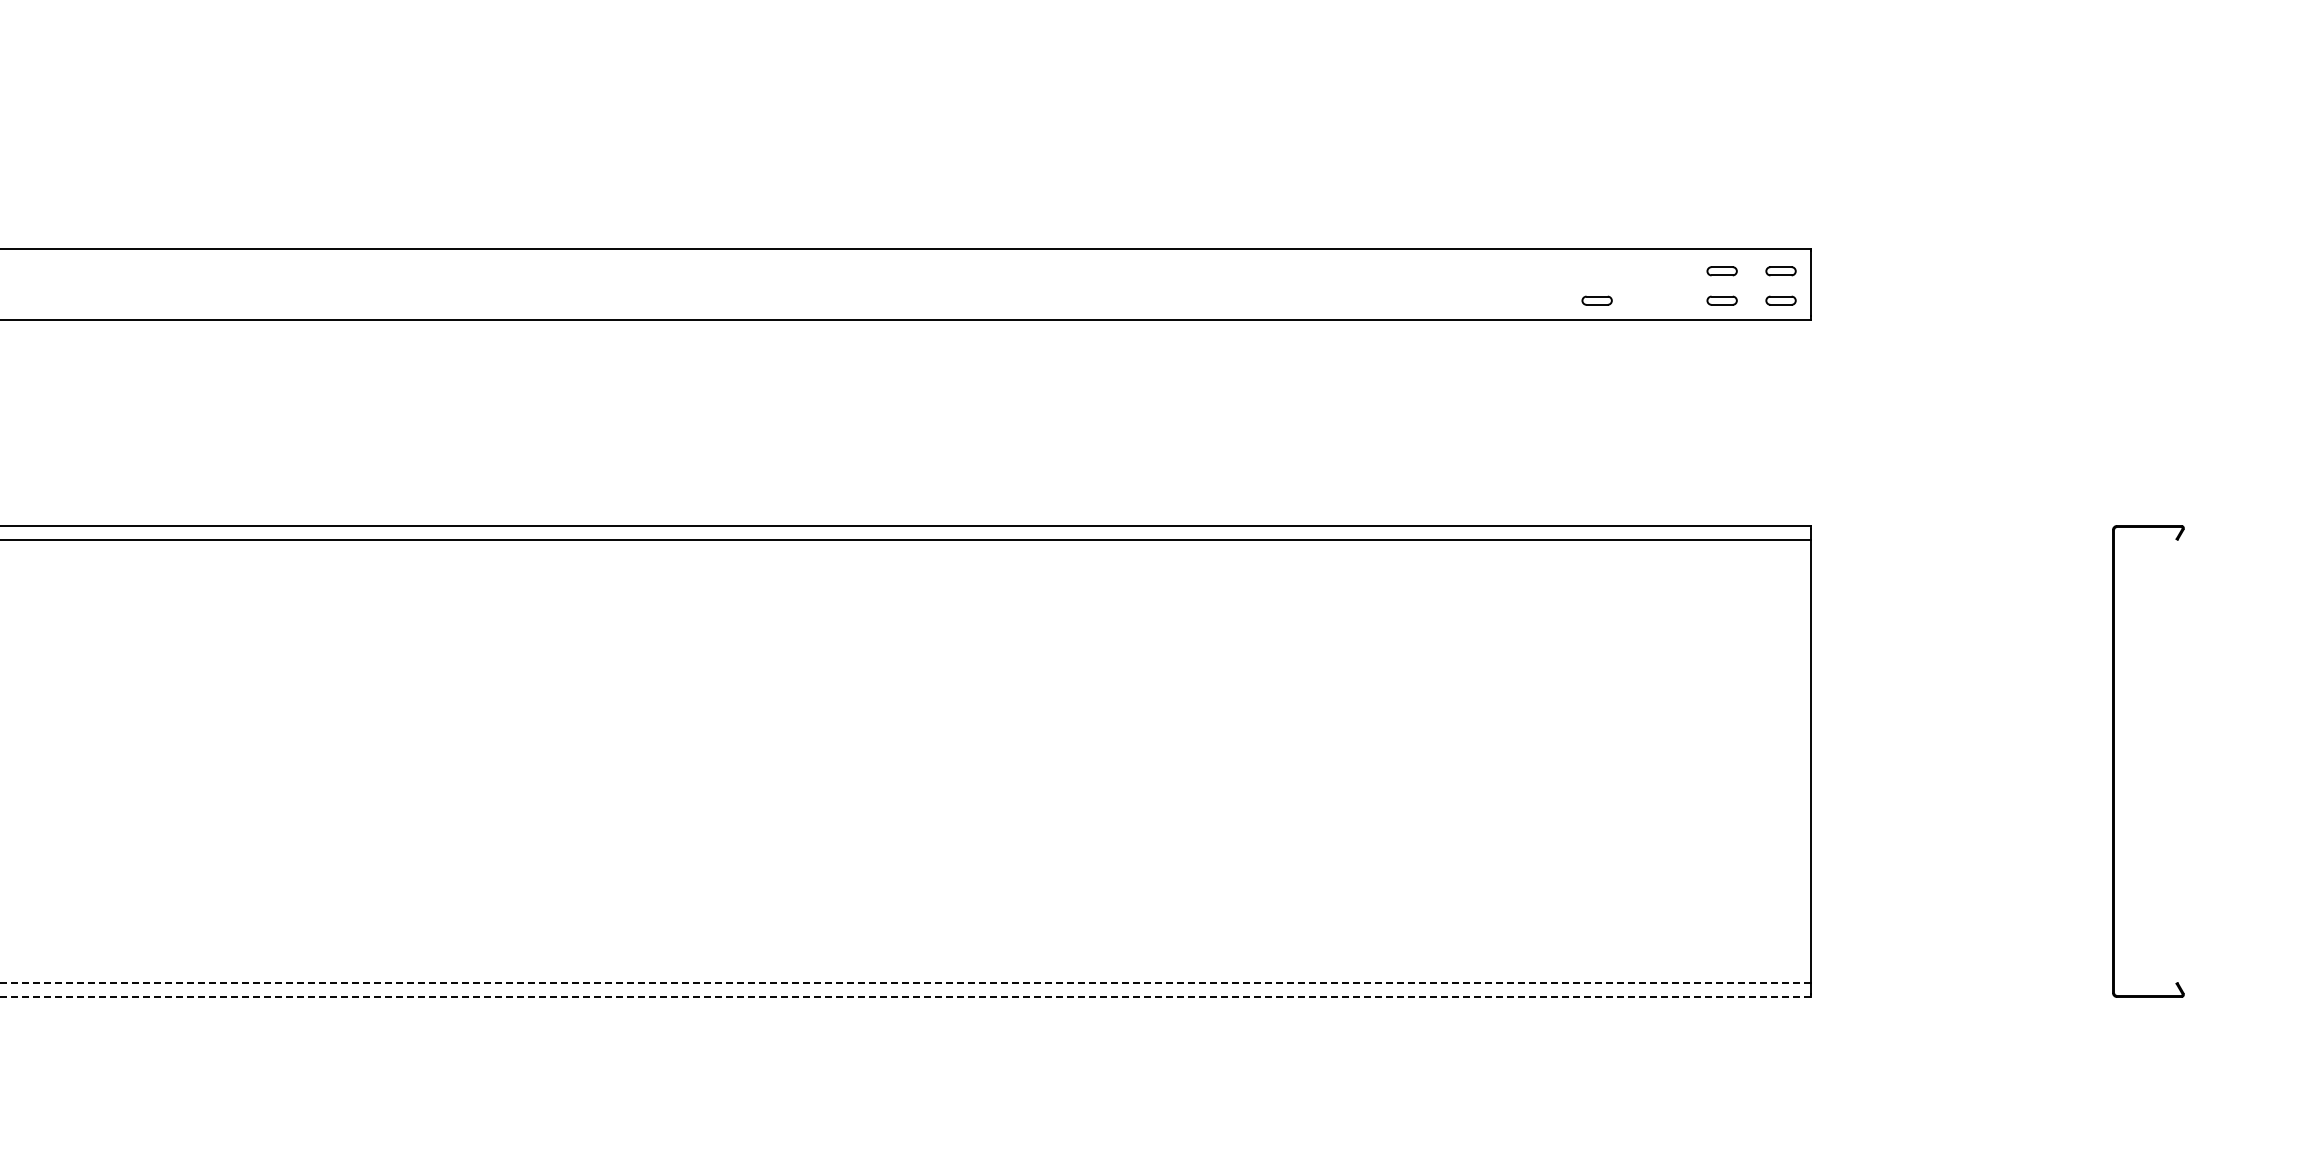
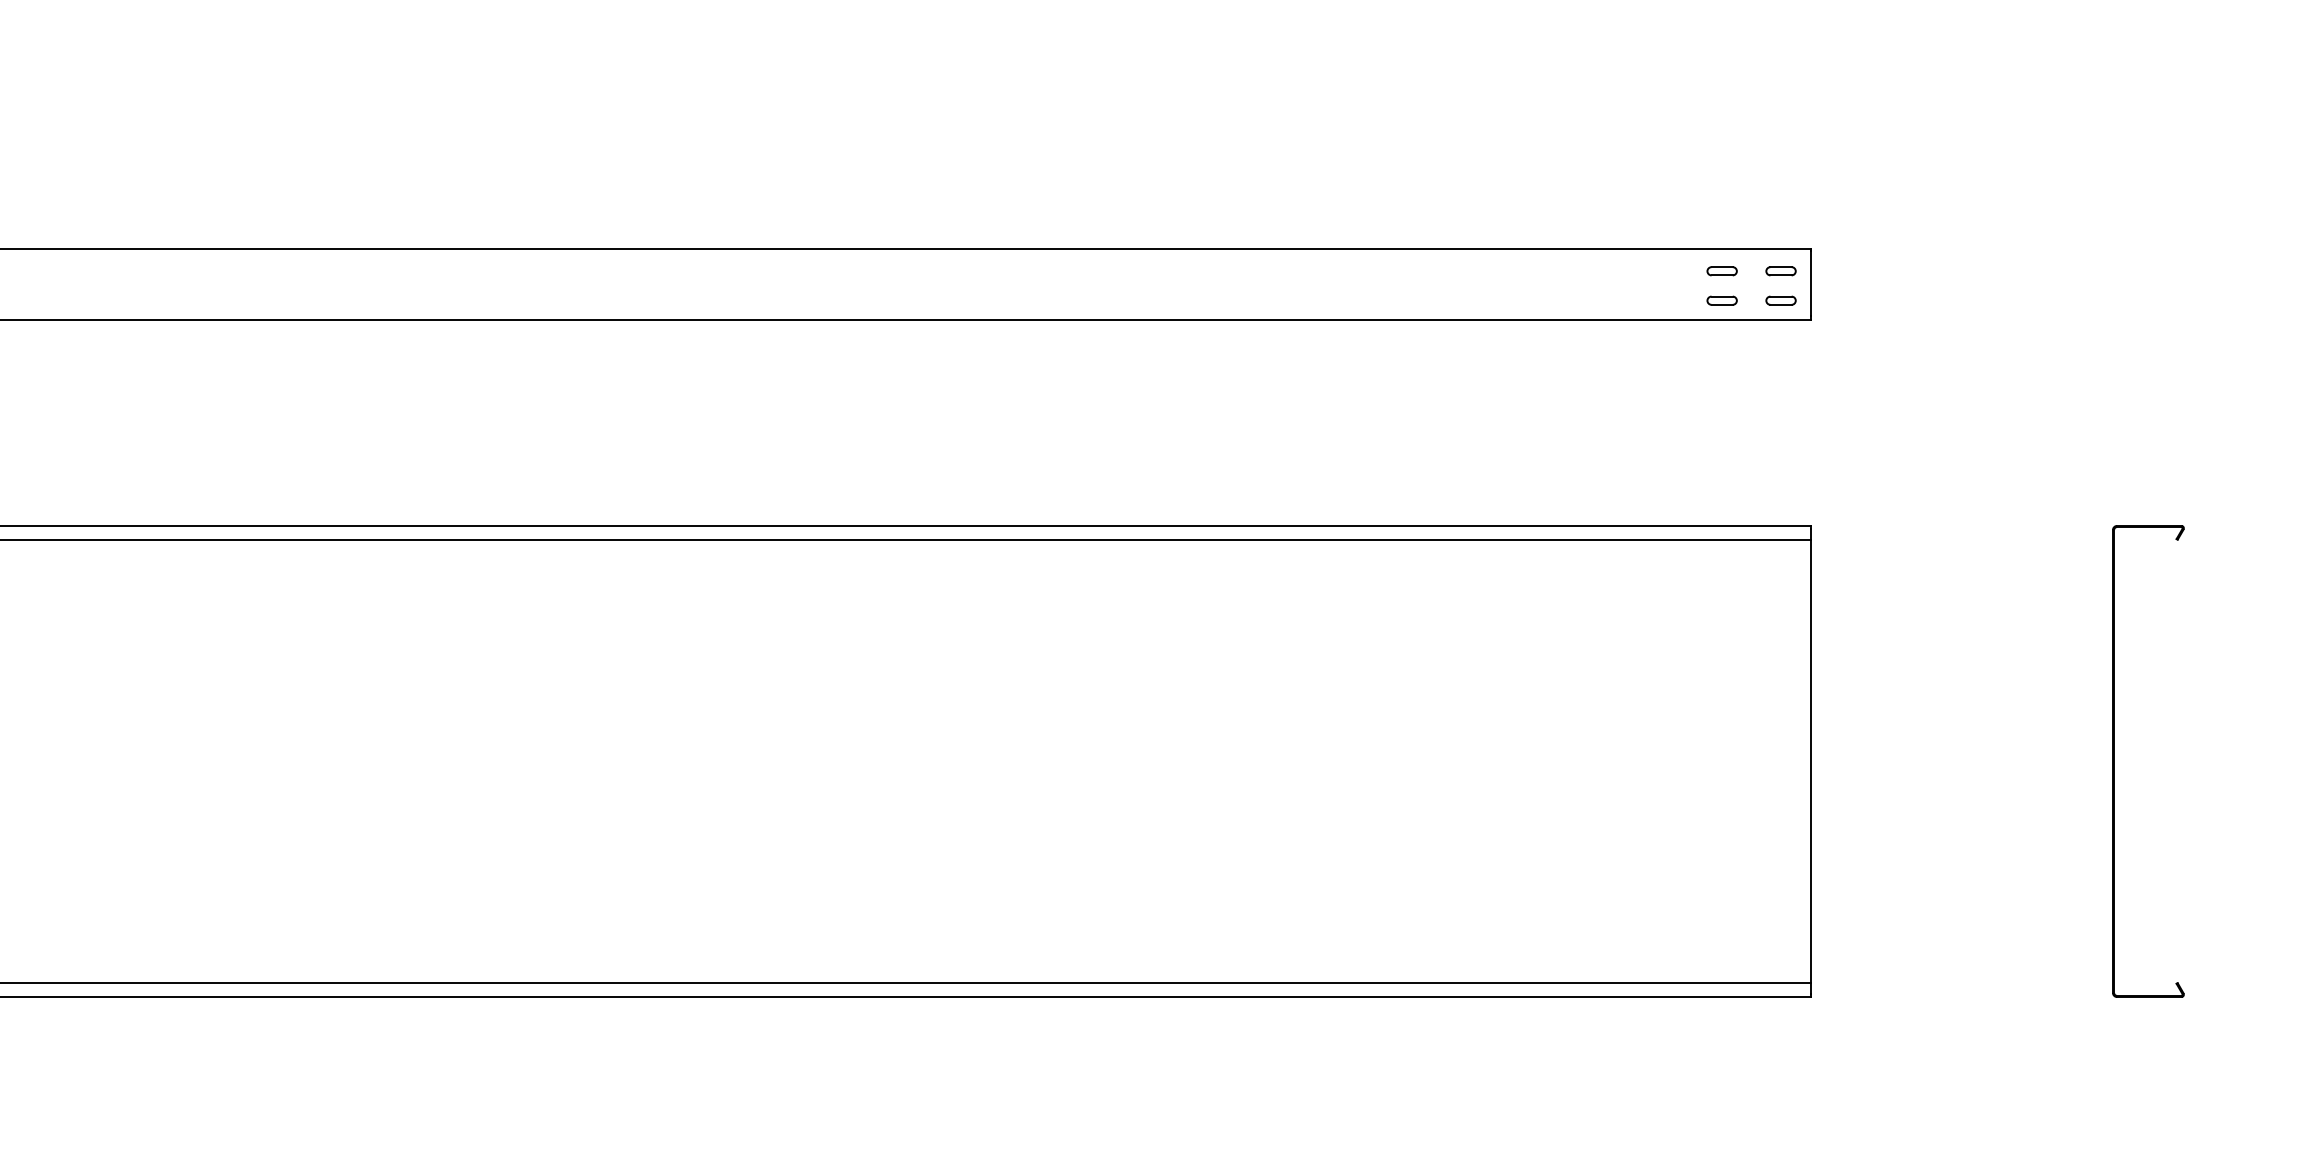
part: present -> none (1596, 300)
line: dashed -> solid (905, 983)
line: dashed -> solid (905, 997)
